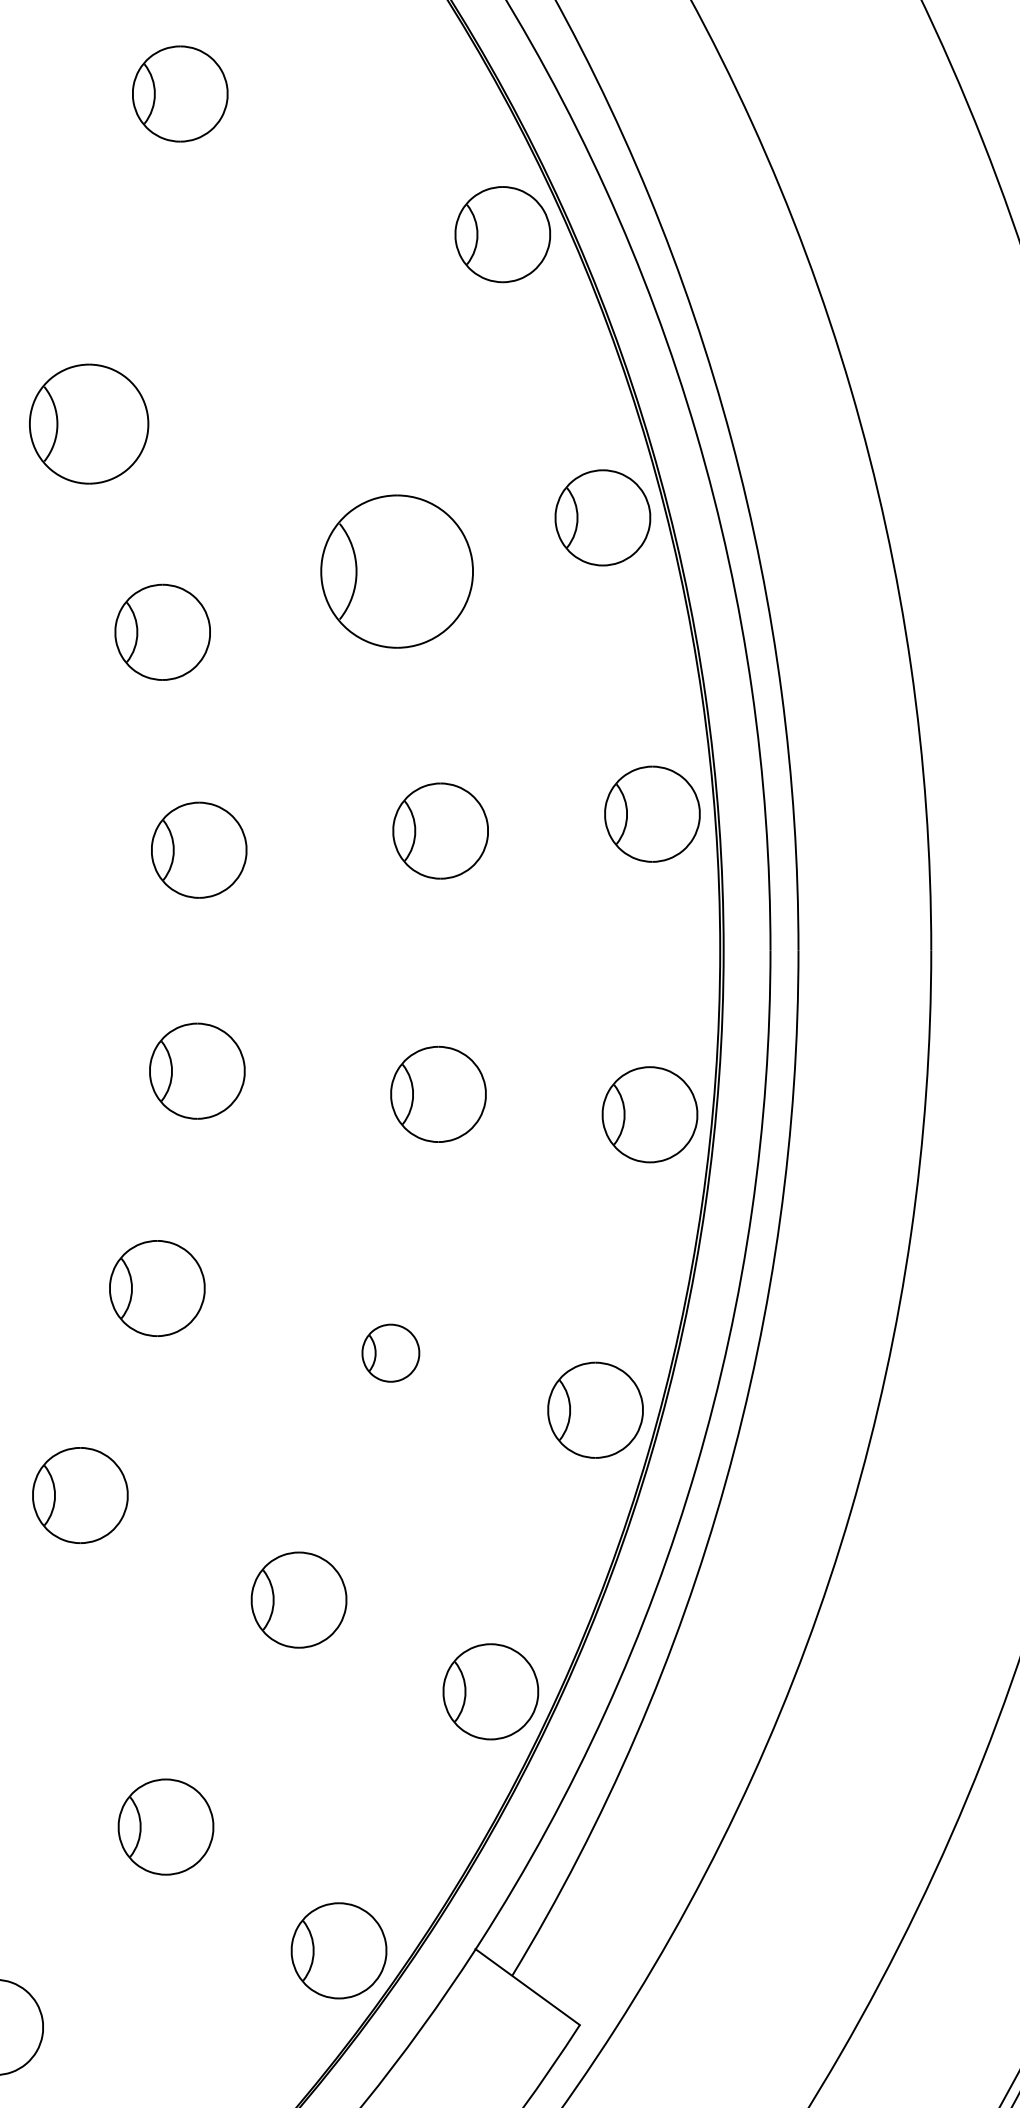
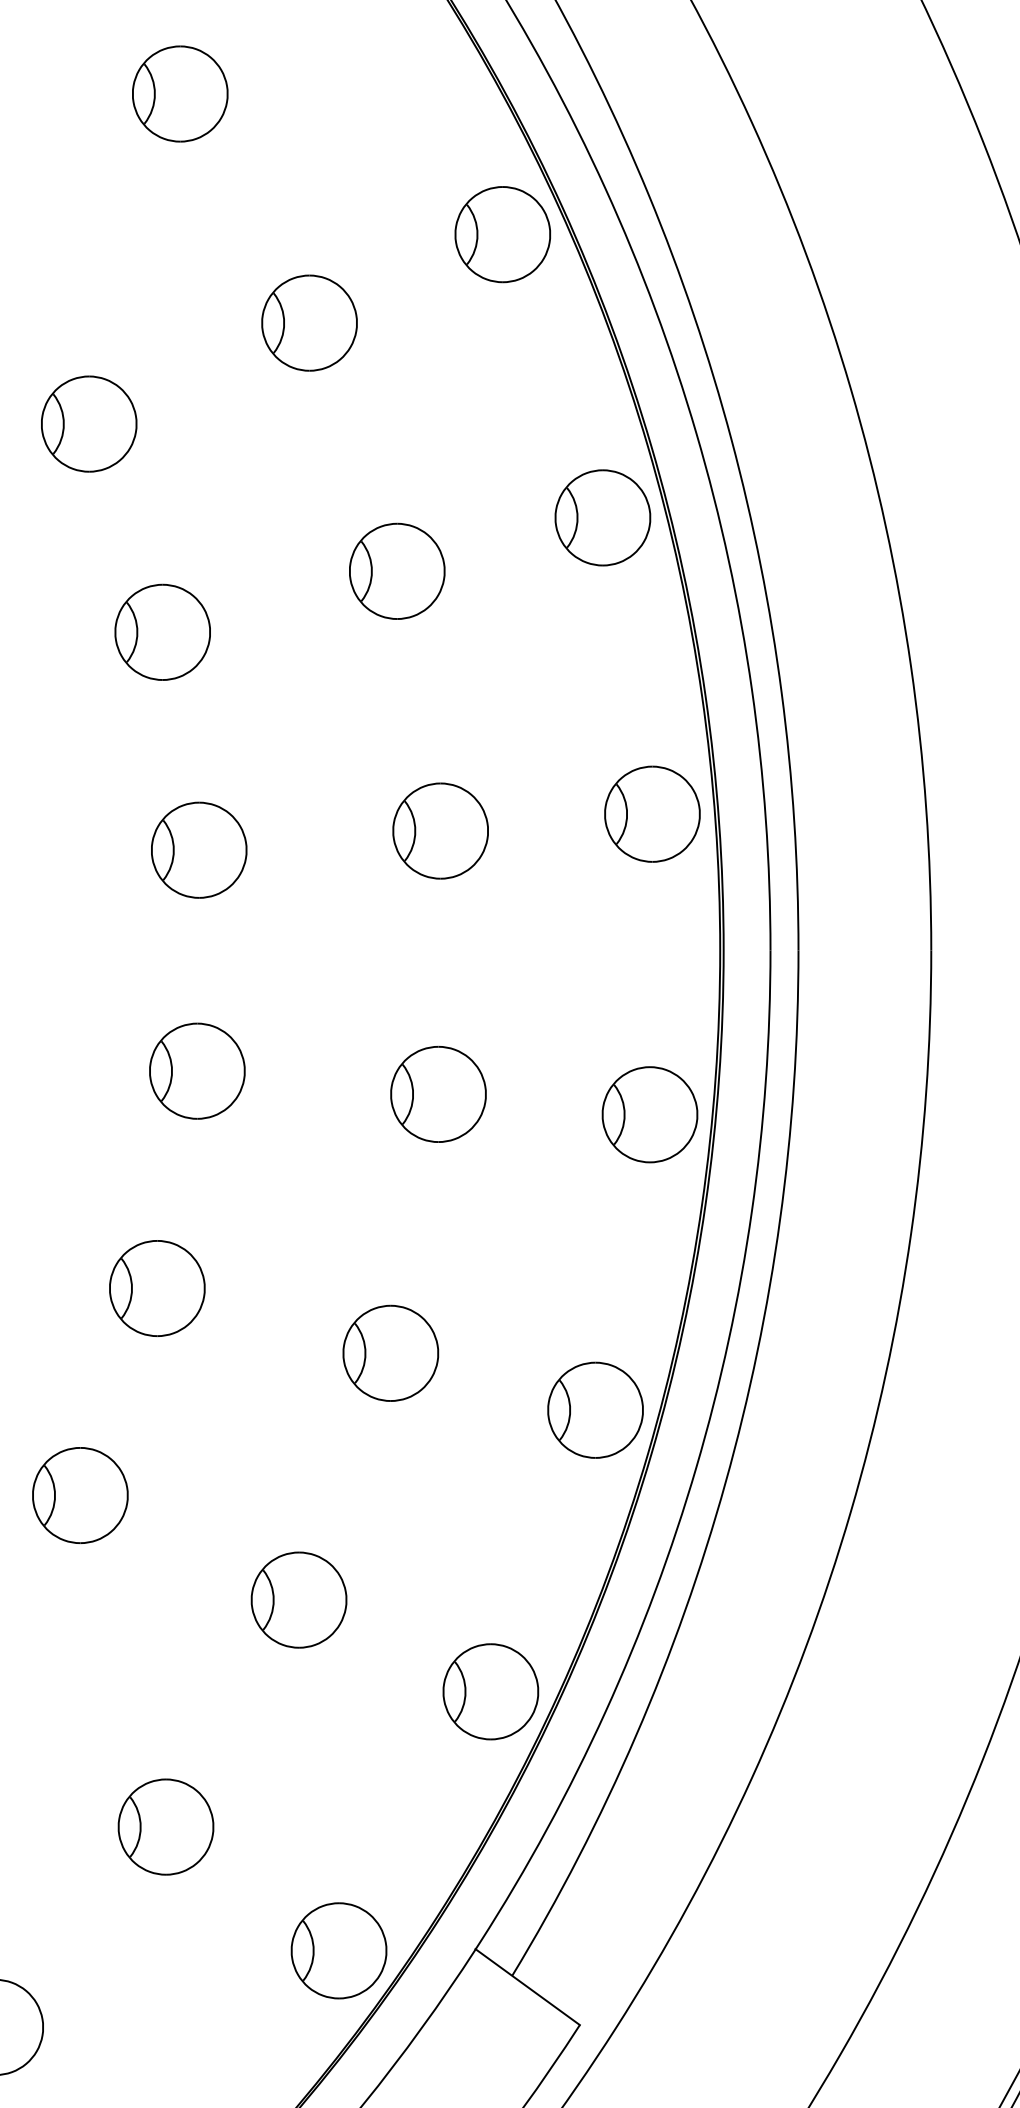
part: none -> present (309, 322)
part size: 121x122 px -> 97x98 px (89, 423)
part size: 154x155 px -> 97x98 px (397, 570)
part size: 60x60 px -> 98x98 px (390, 1352)
